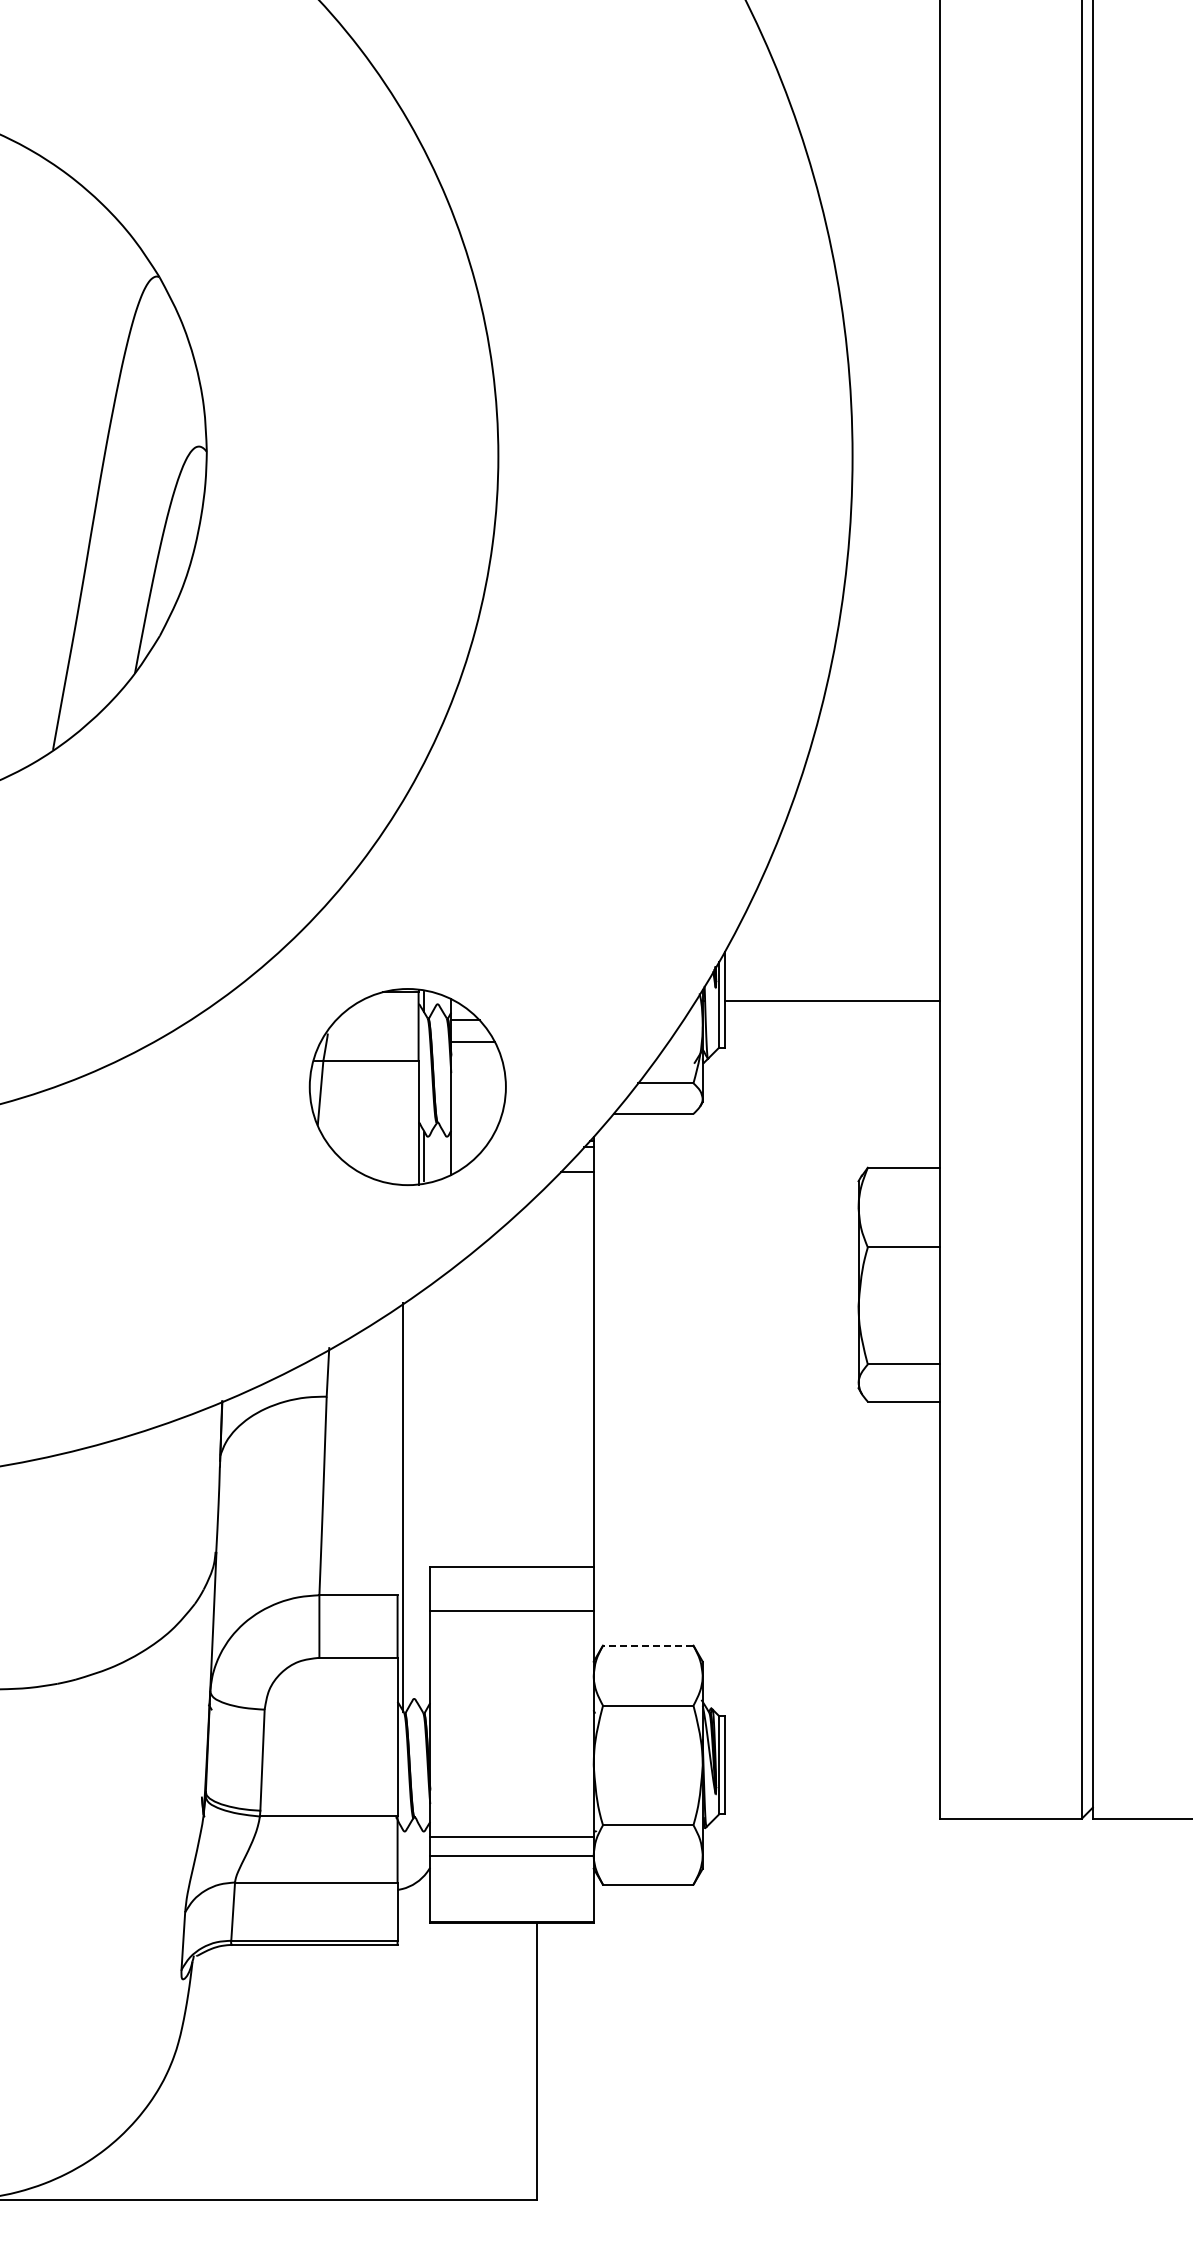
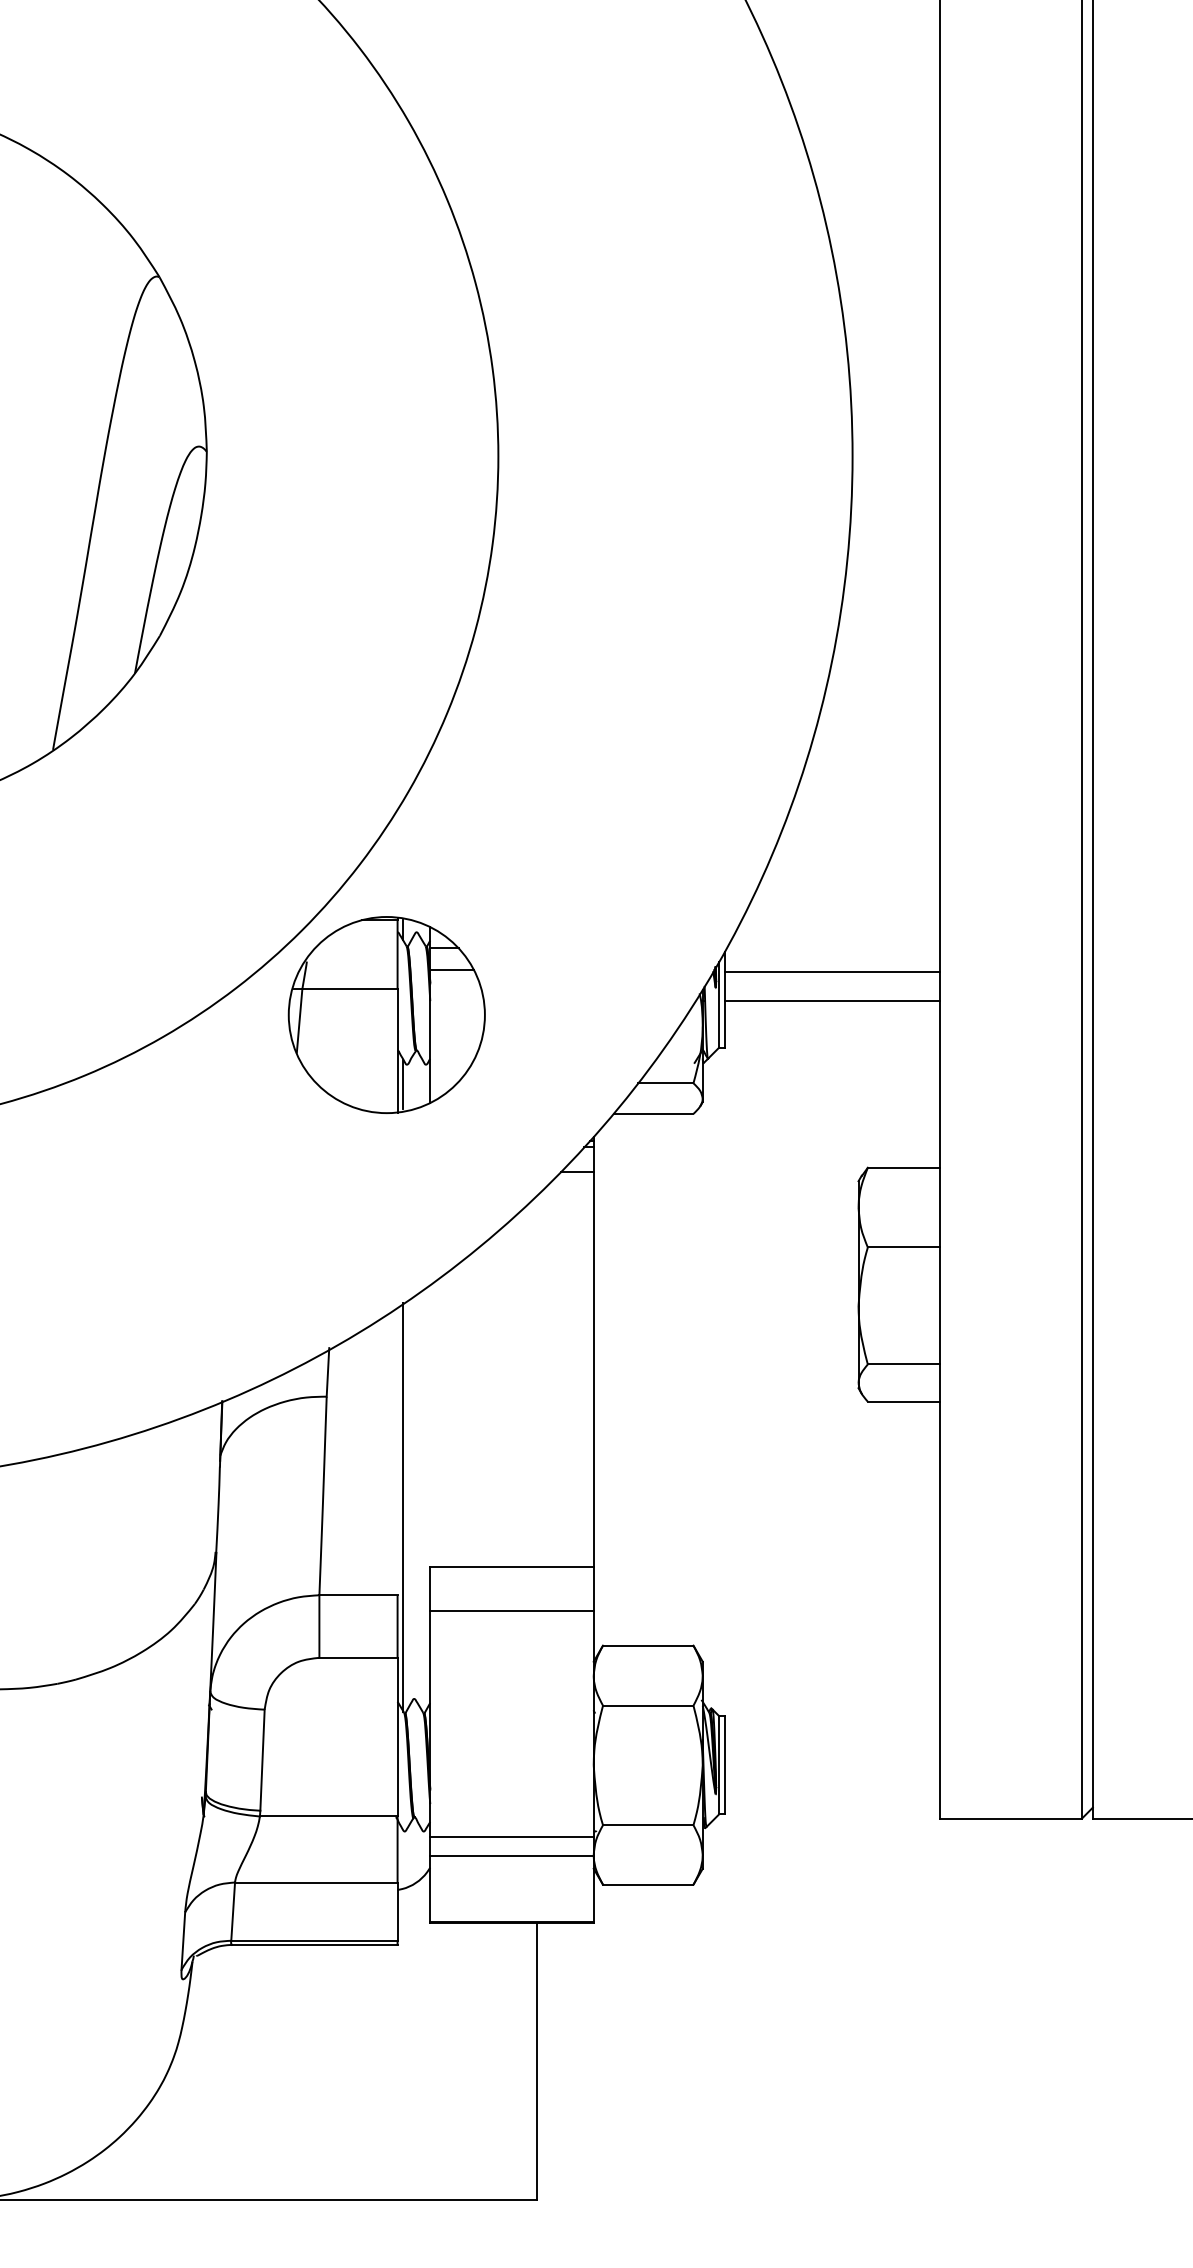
line: none -> present (832, 972)
part position: (407, 1086) -> (386, 1014) (386, 1014)
line: dashed -> solid (647, 1645)
